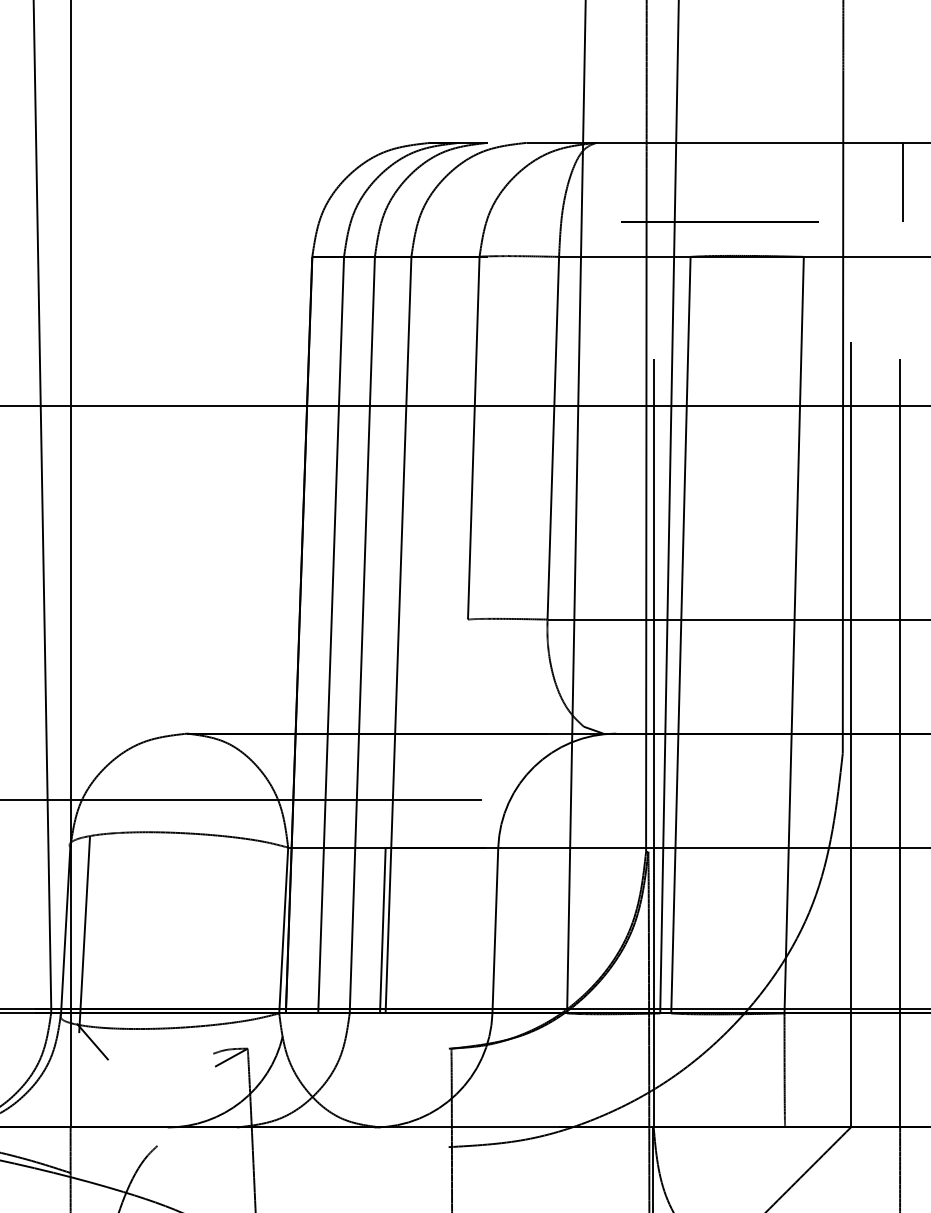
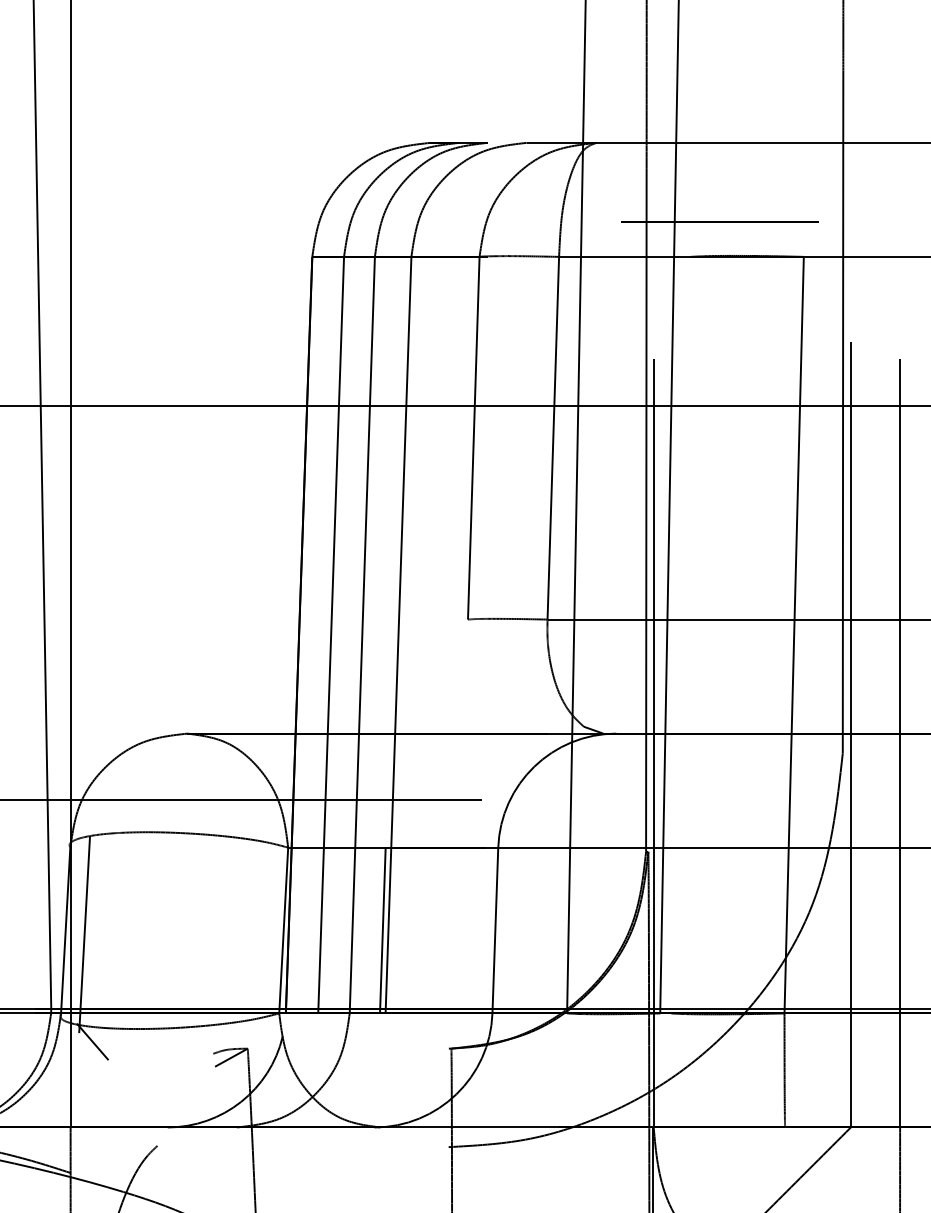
line: present -> none (903, 181)
line: present -> none (680, 634)
